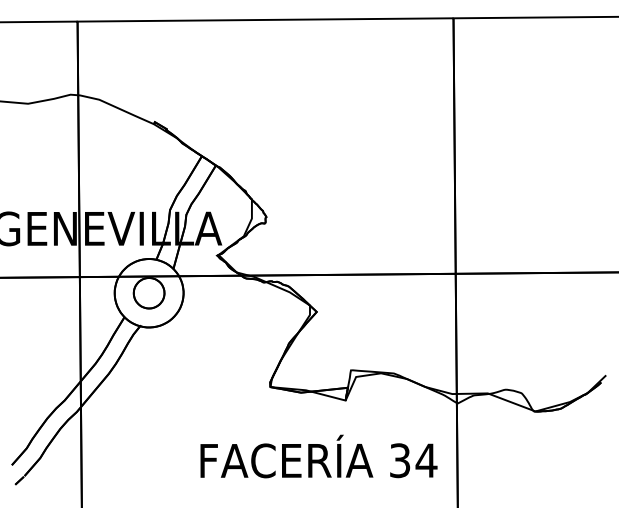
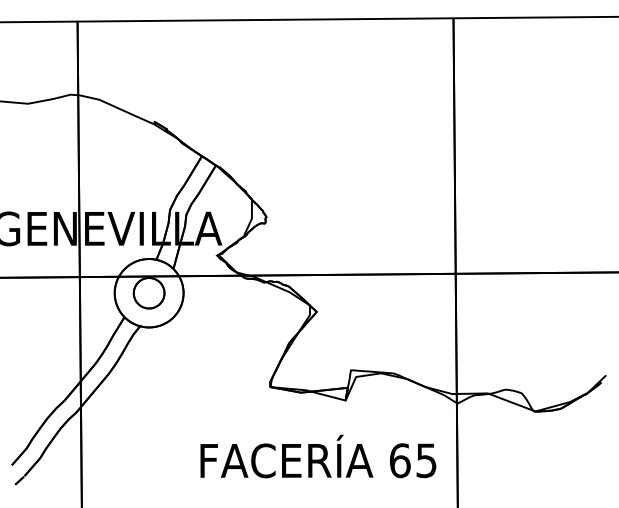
text: 34 -> 65 (413, 460)
